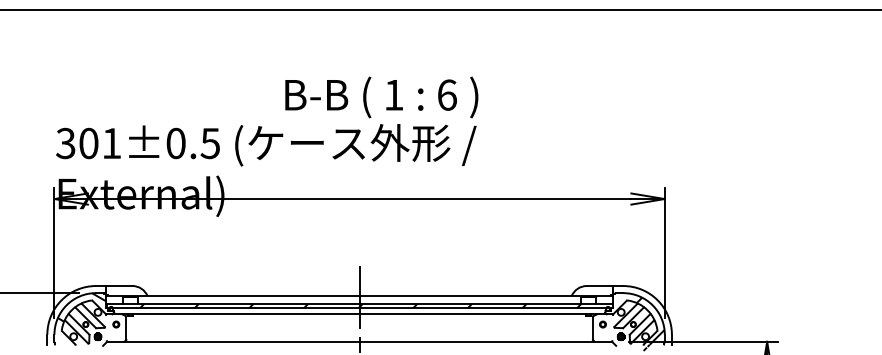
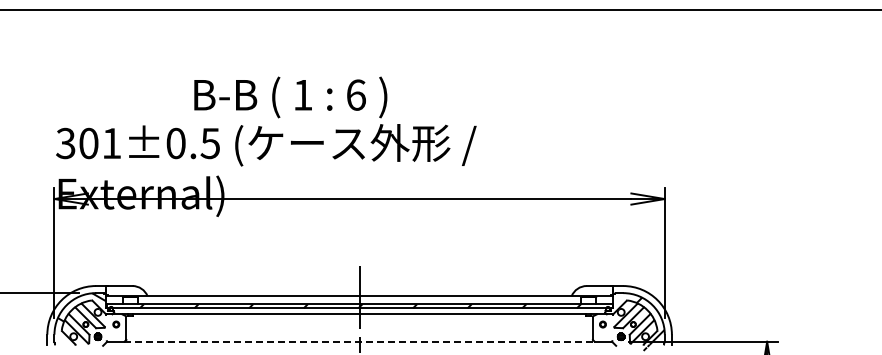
text position: (381, 97) -> (290, 97) (290, 97)
line: solid -> dashed (360, 341)
